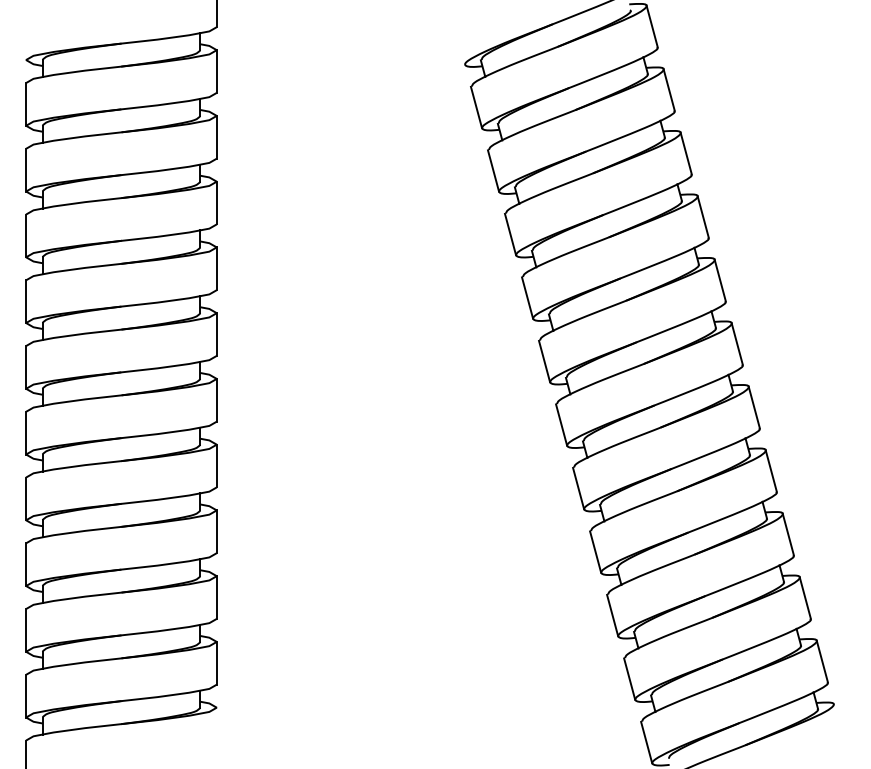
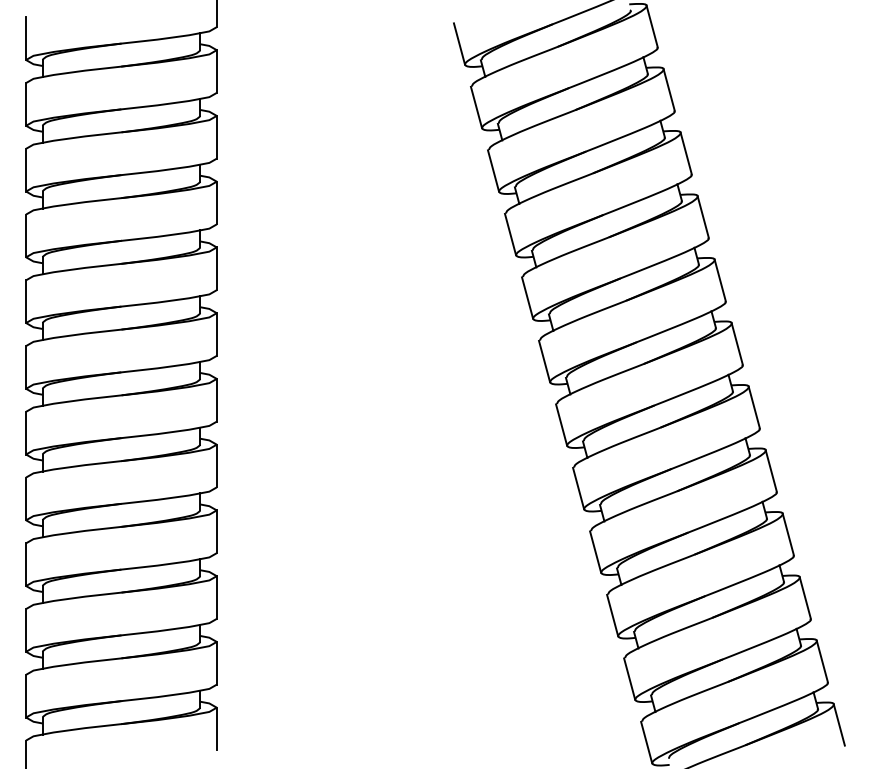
line: none -> present (26, 38)
line: none -> present (459, 43)
line: none -> present (838, 724)
line: none -> present (216, 728)
